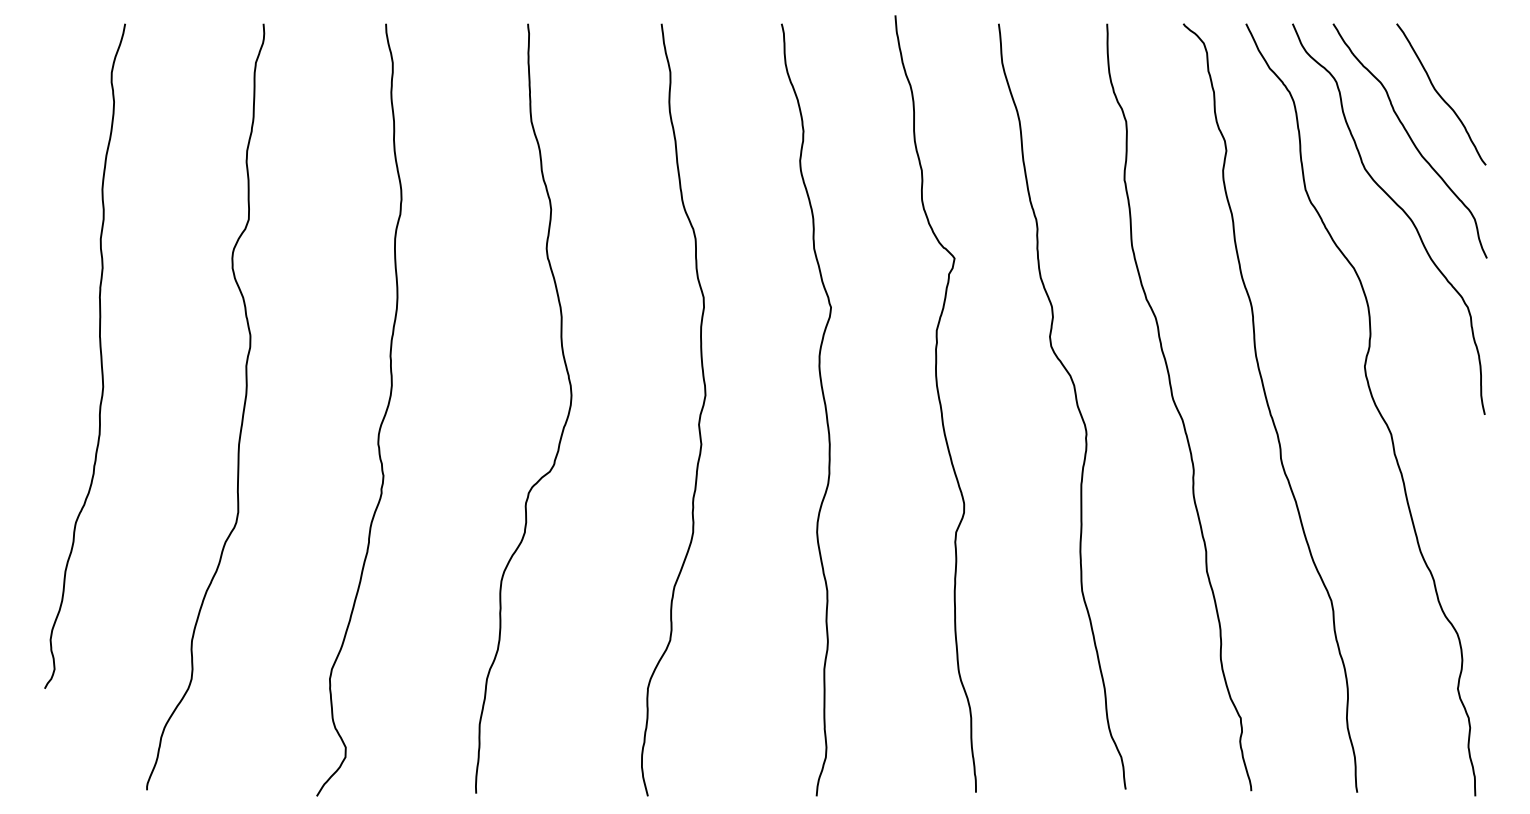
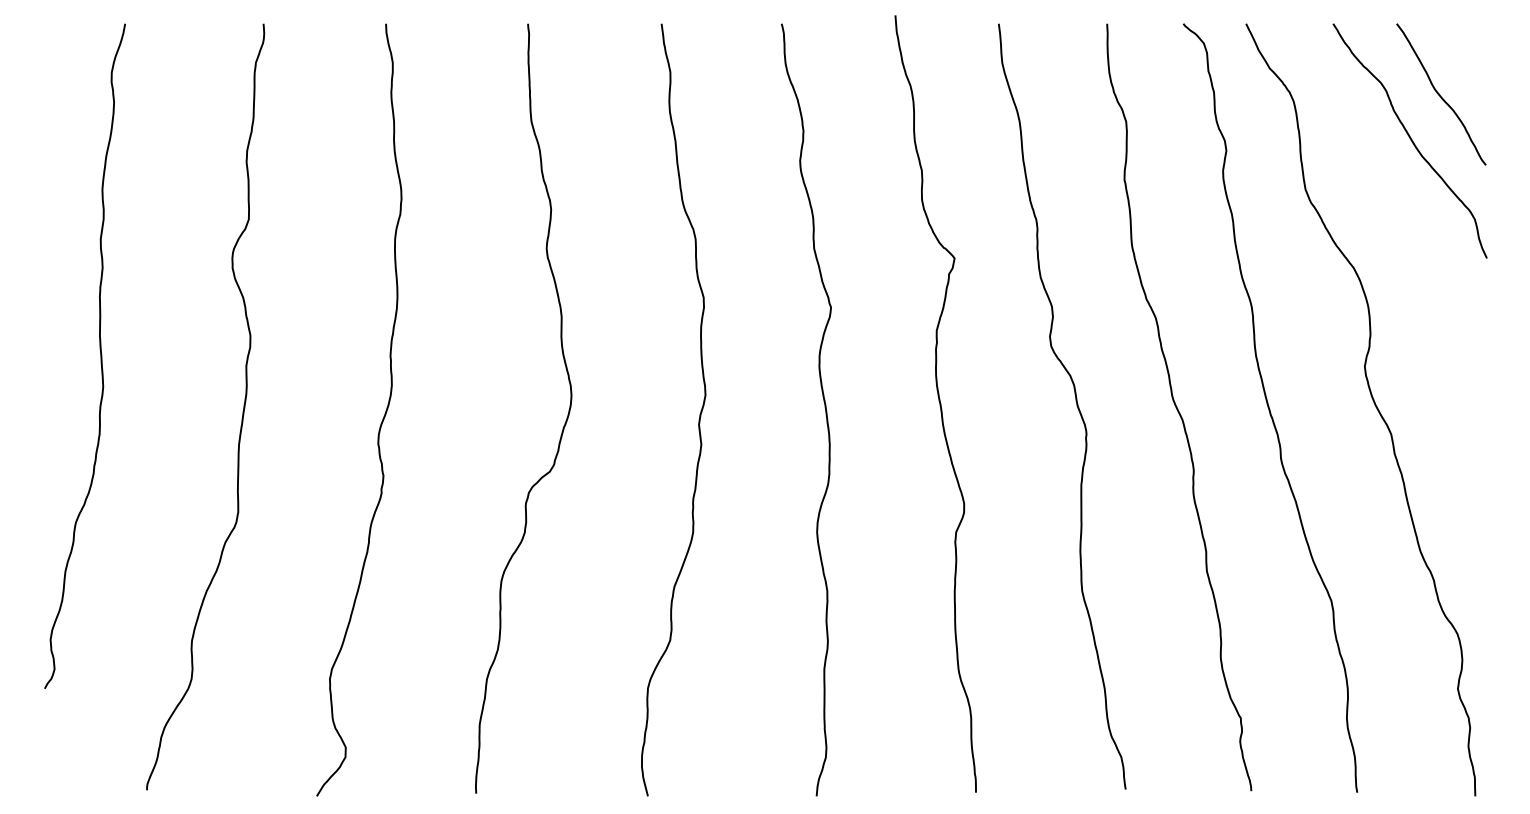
curve: present -> none (1398, 207)
